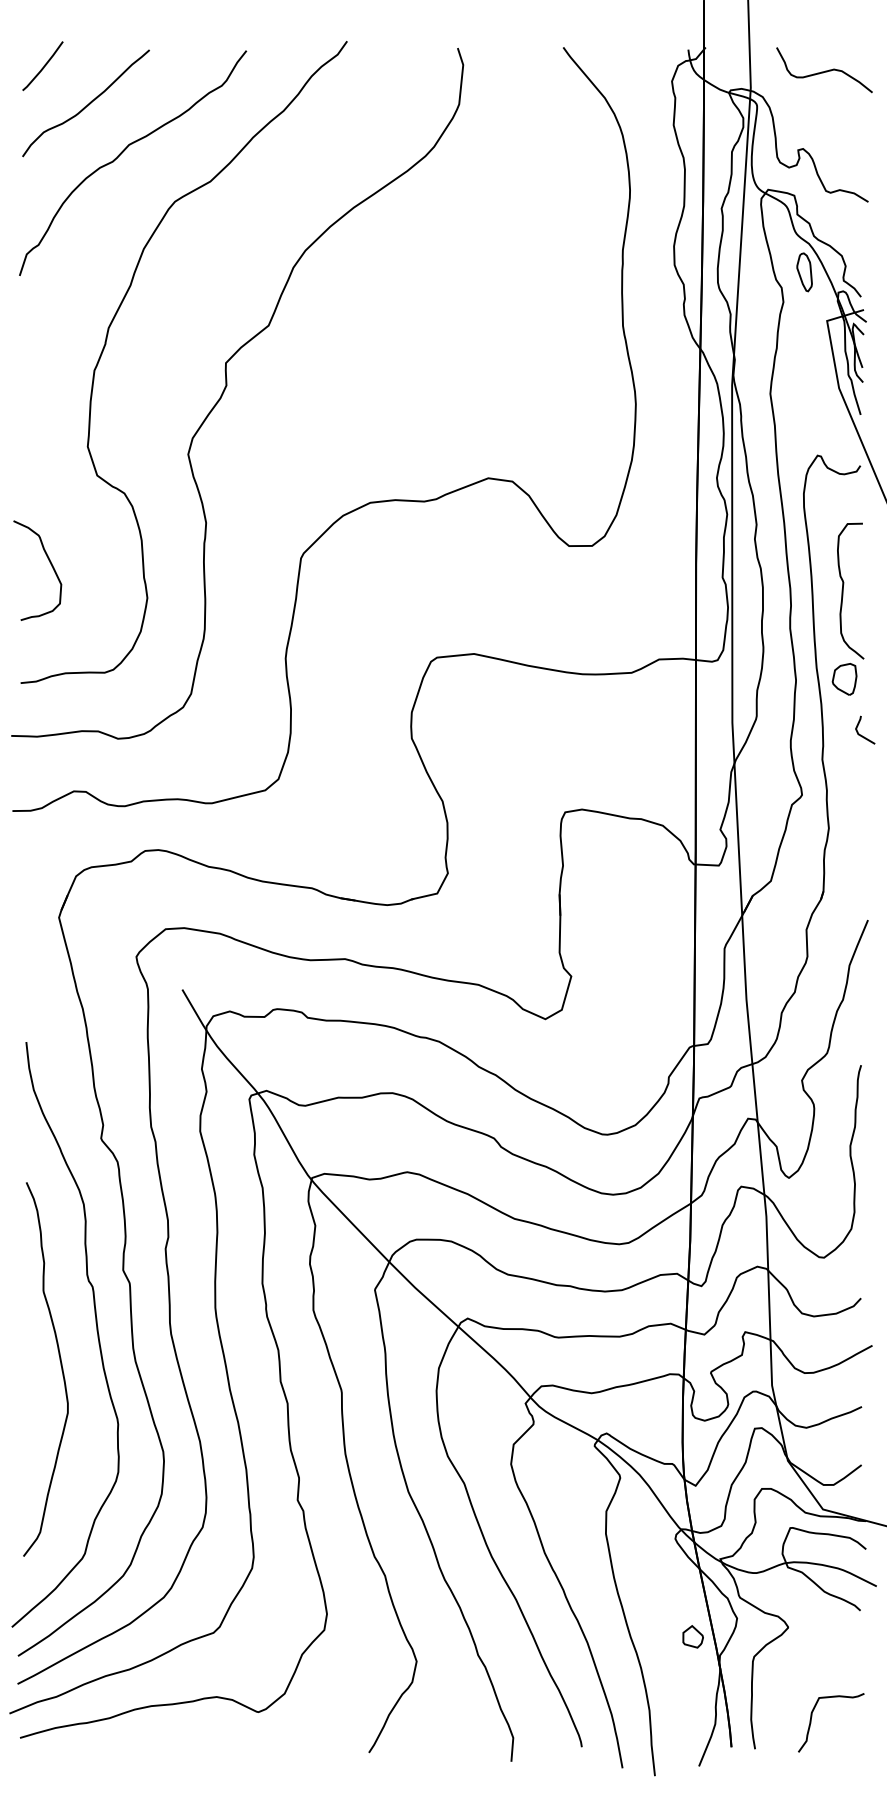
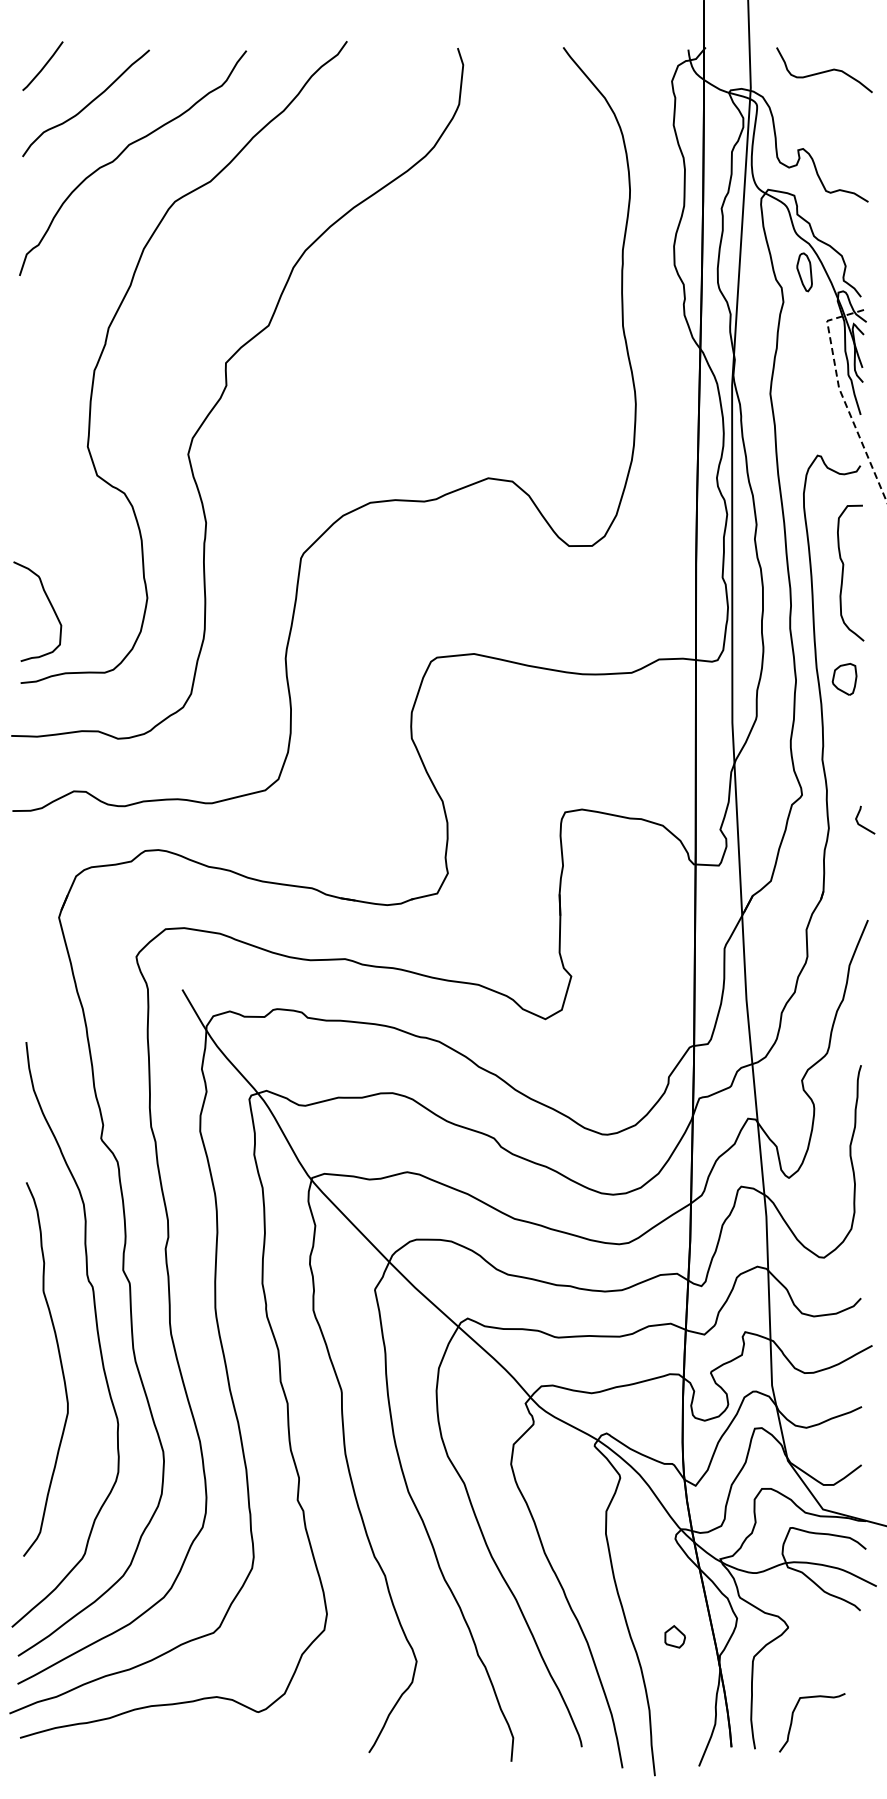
line: solid -> dashed (841, 394)
curve position: (50, 564) -> (50, 605) (50, 605)
curve position: (843, 590) -> (843, 572) (843, 572)
line position: (861, 734) -> (861, 824) (861, 824)
part position: (692, 1636) -> (674, 1636) (674, 1636)
curve position: (812, 1716) -> (793, 1716) (793, 1716)
